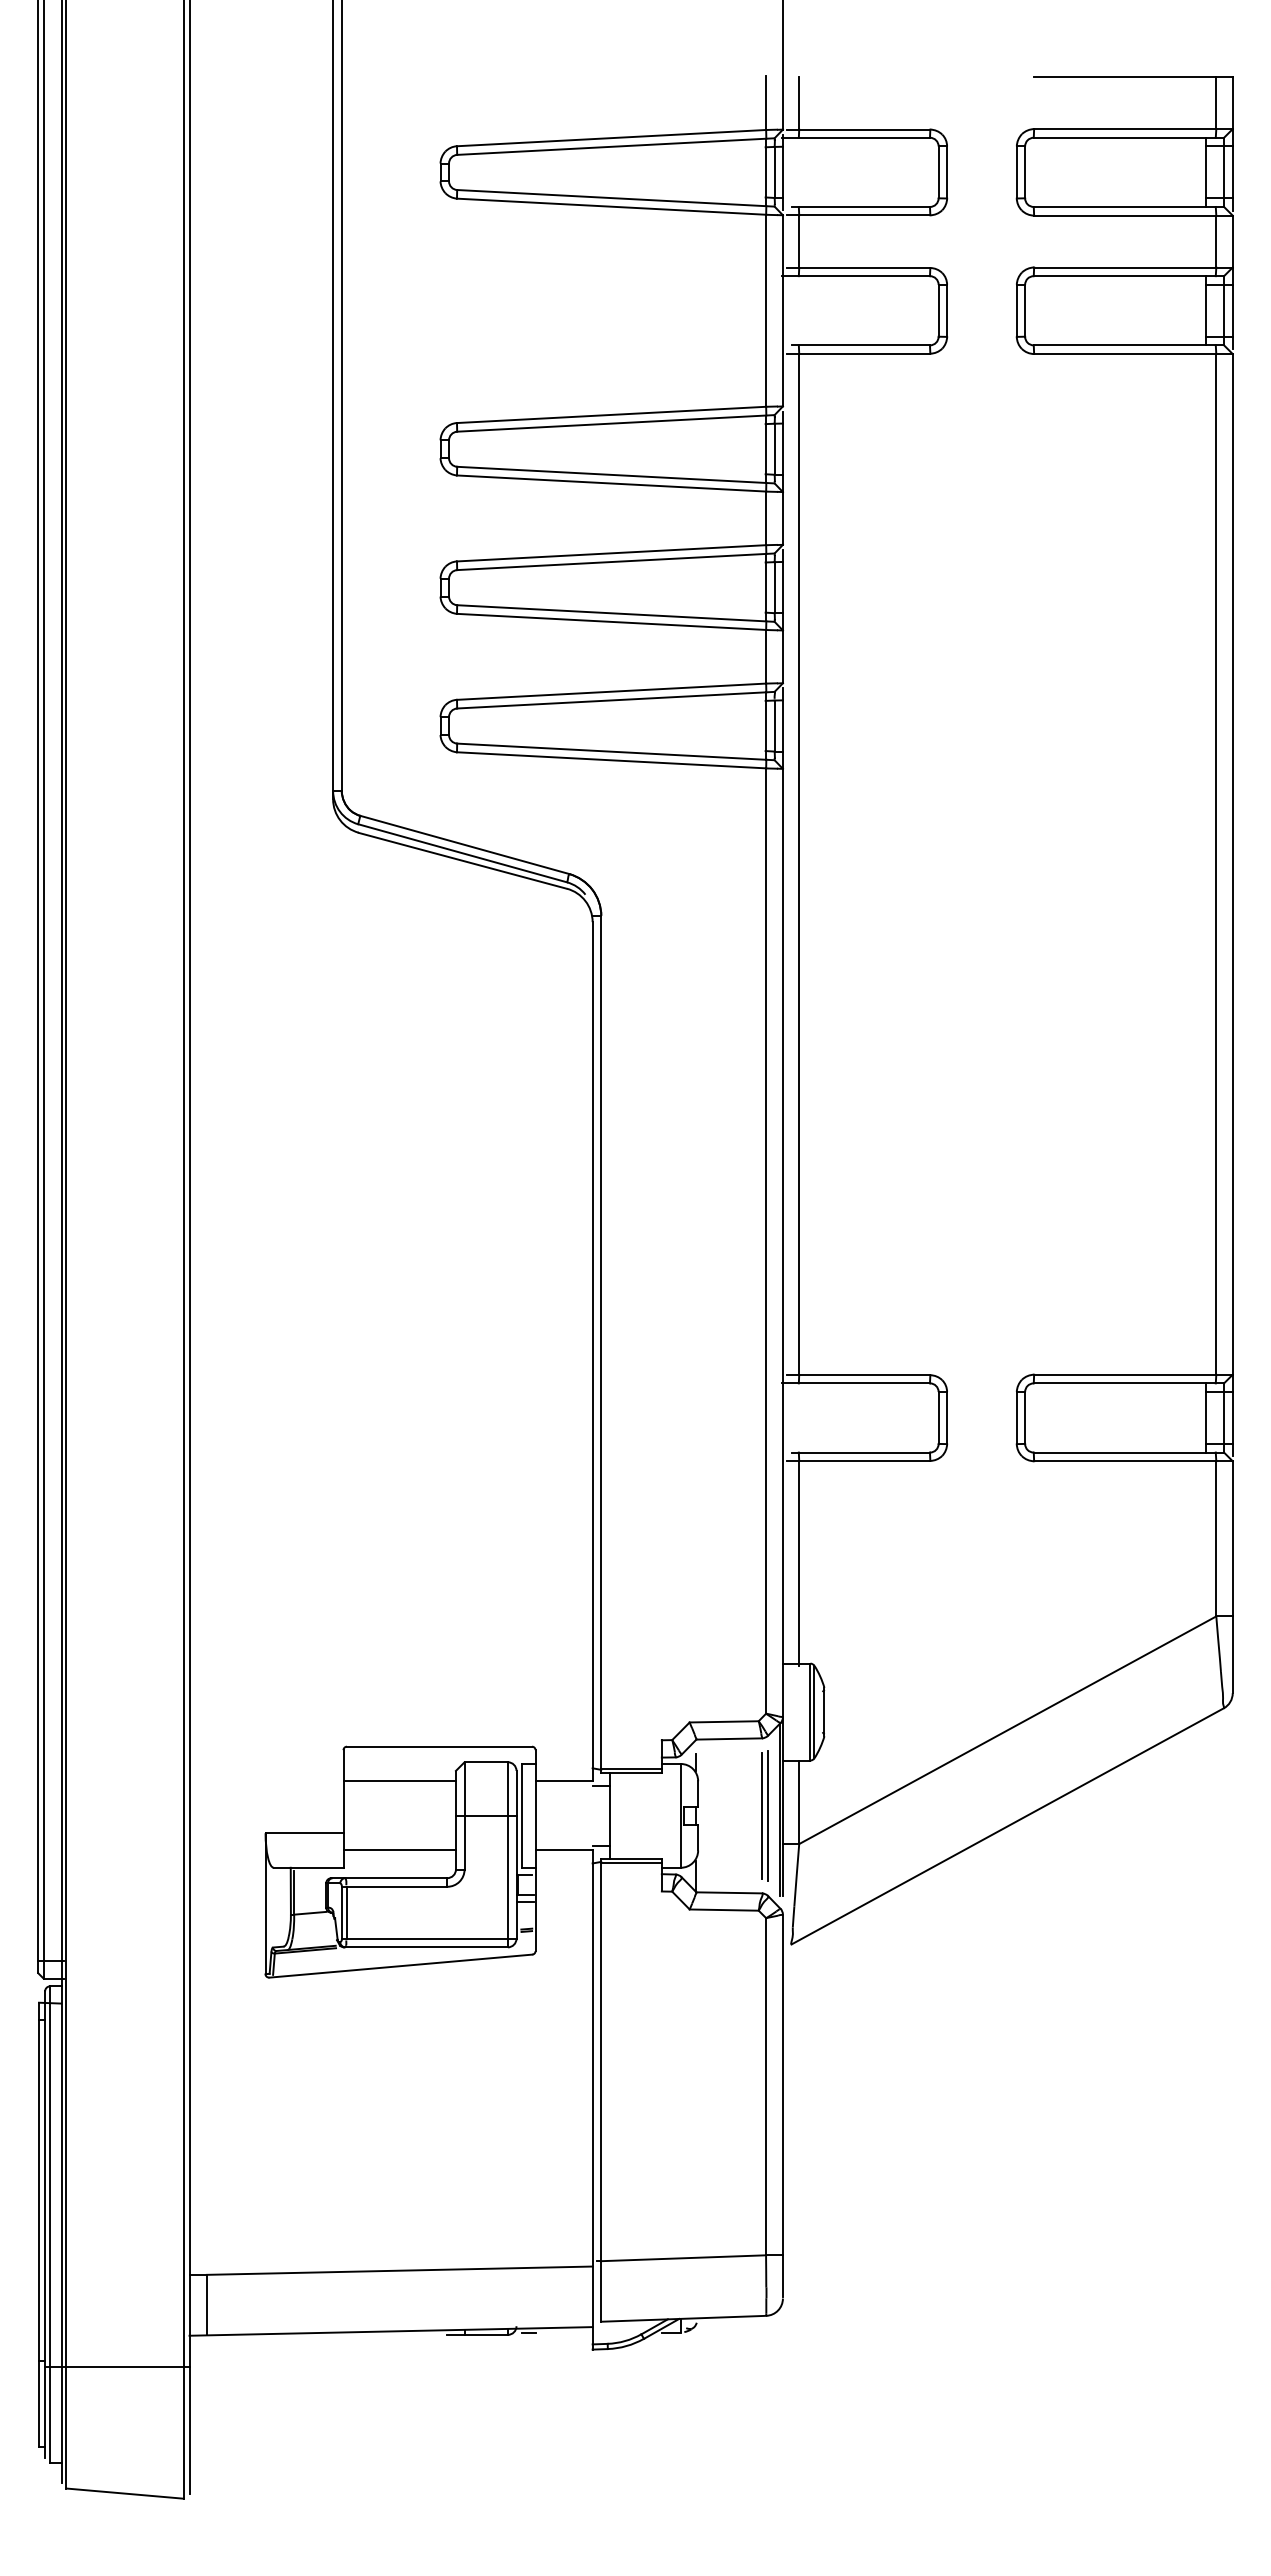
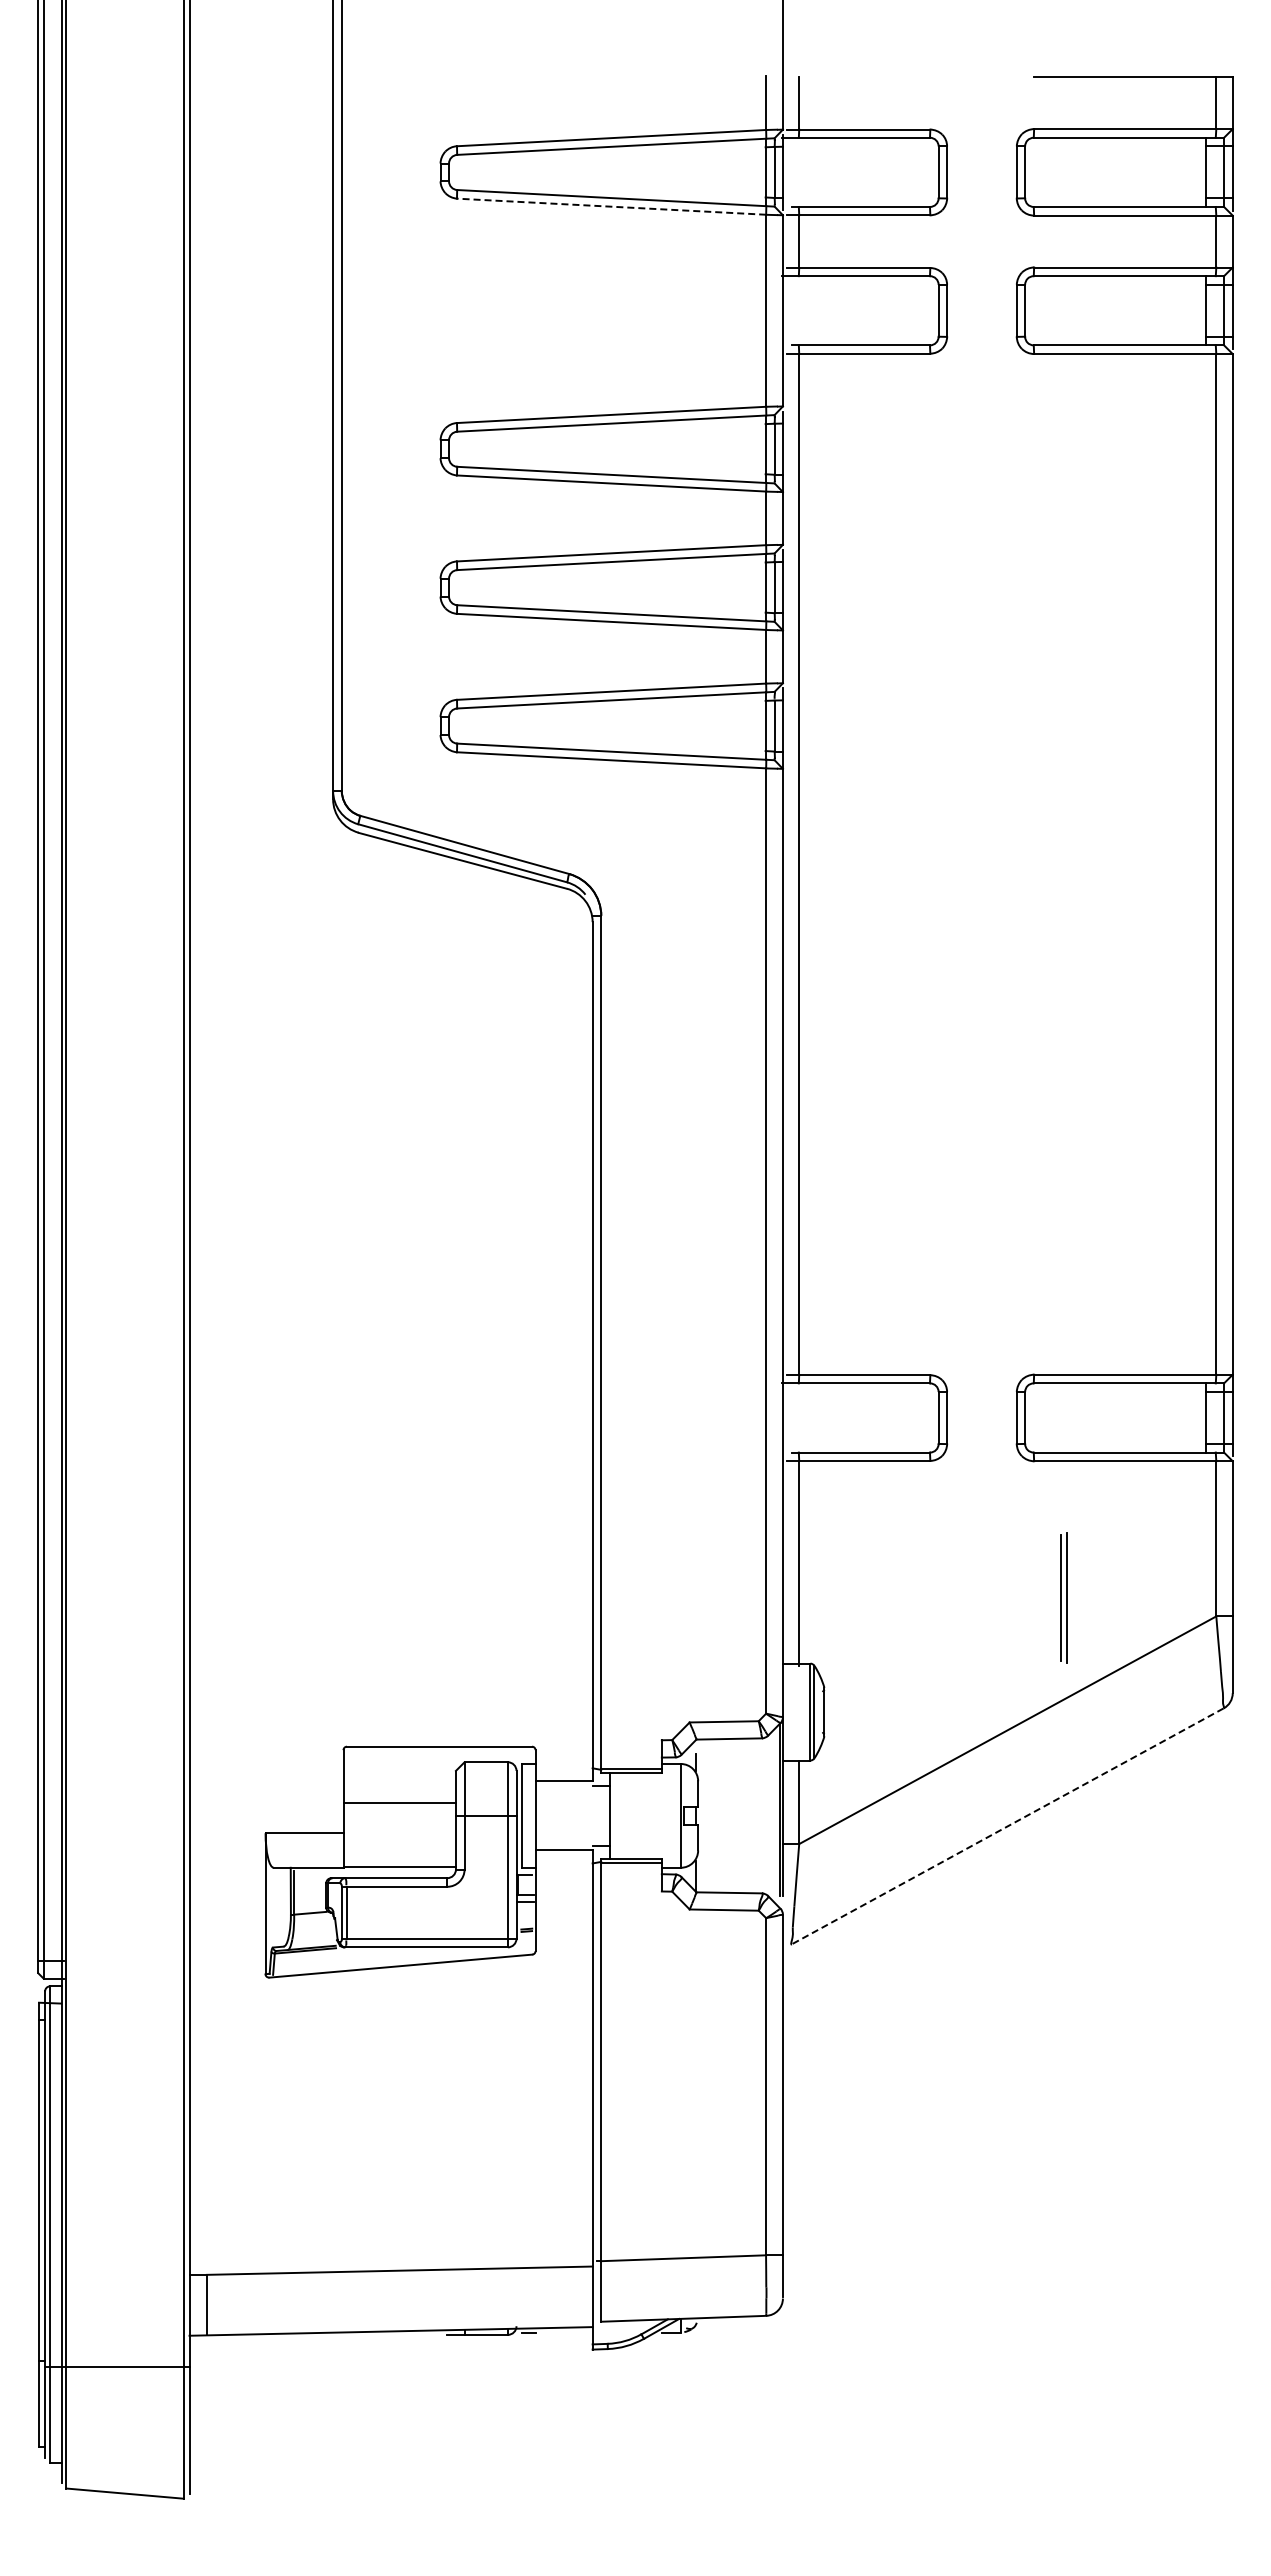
line: solid -> dashed (611, 206)
line position: (399, 1781) -> (399, 1803) (399, 1803)
part position: (764, 1815) -> (1063, 1597) (1063, 1597)
line: solid -> dashed (1007, 1826)
line position: (399, 1850) -> (399, 1867) (399, 1867)
